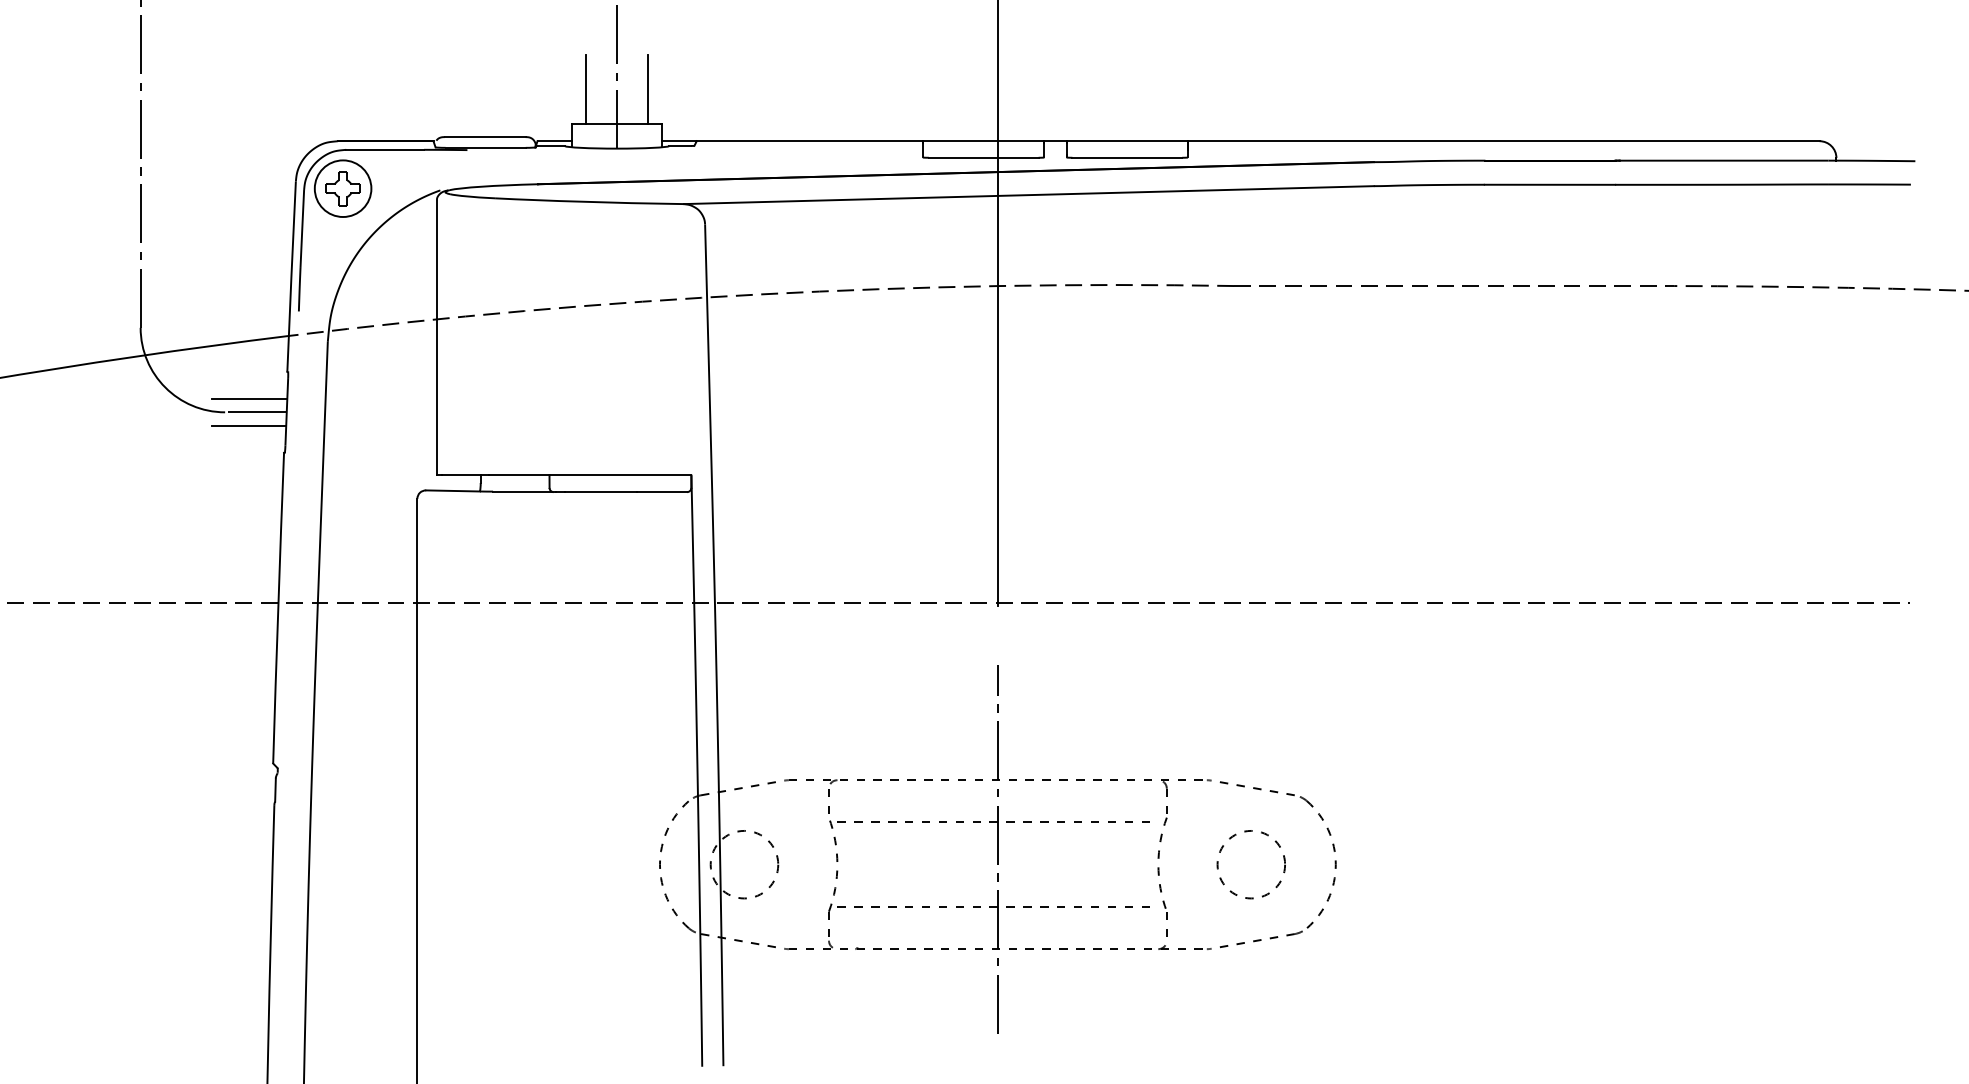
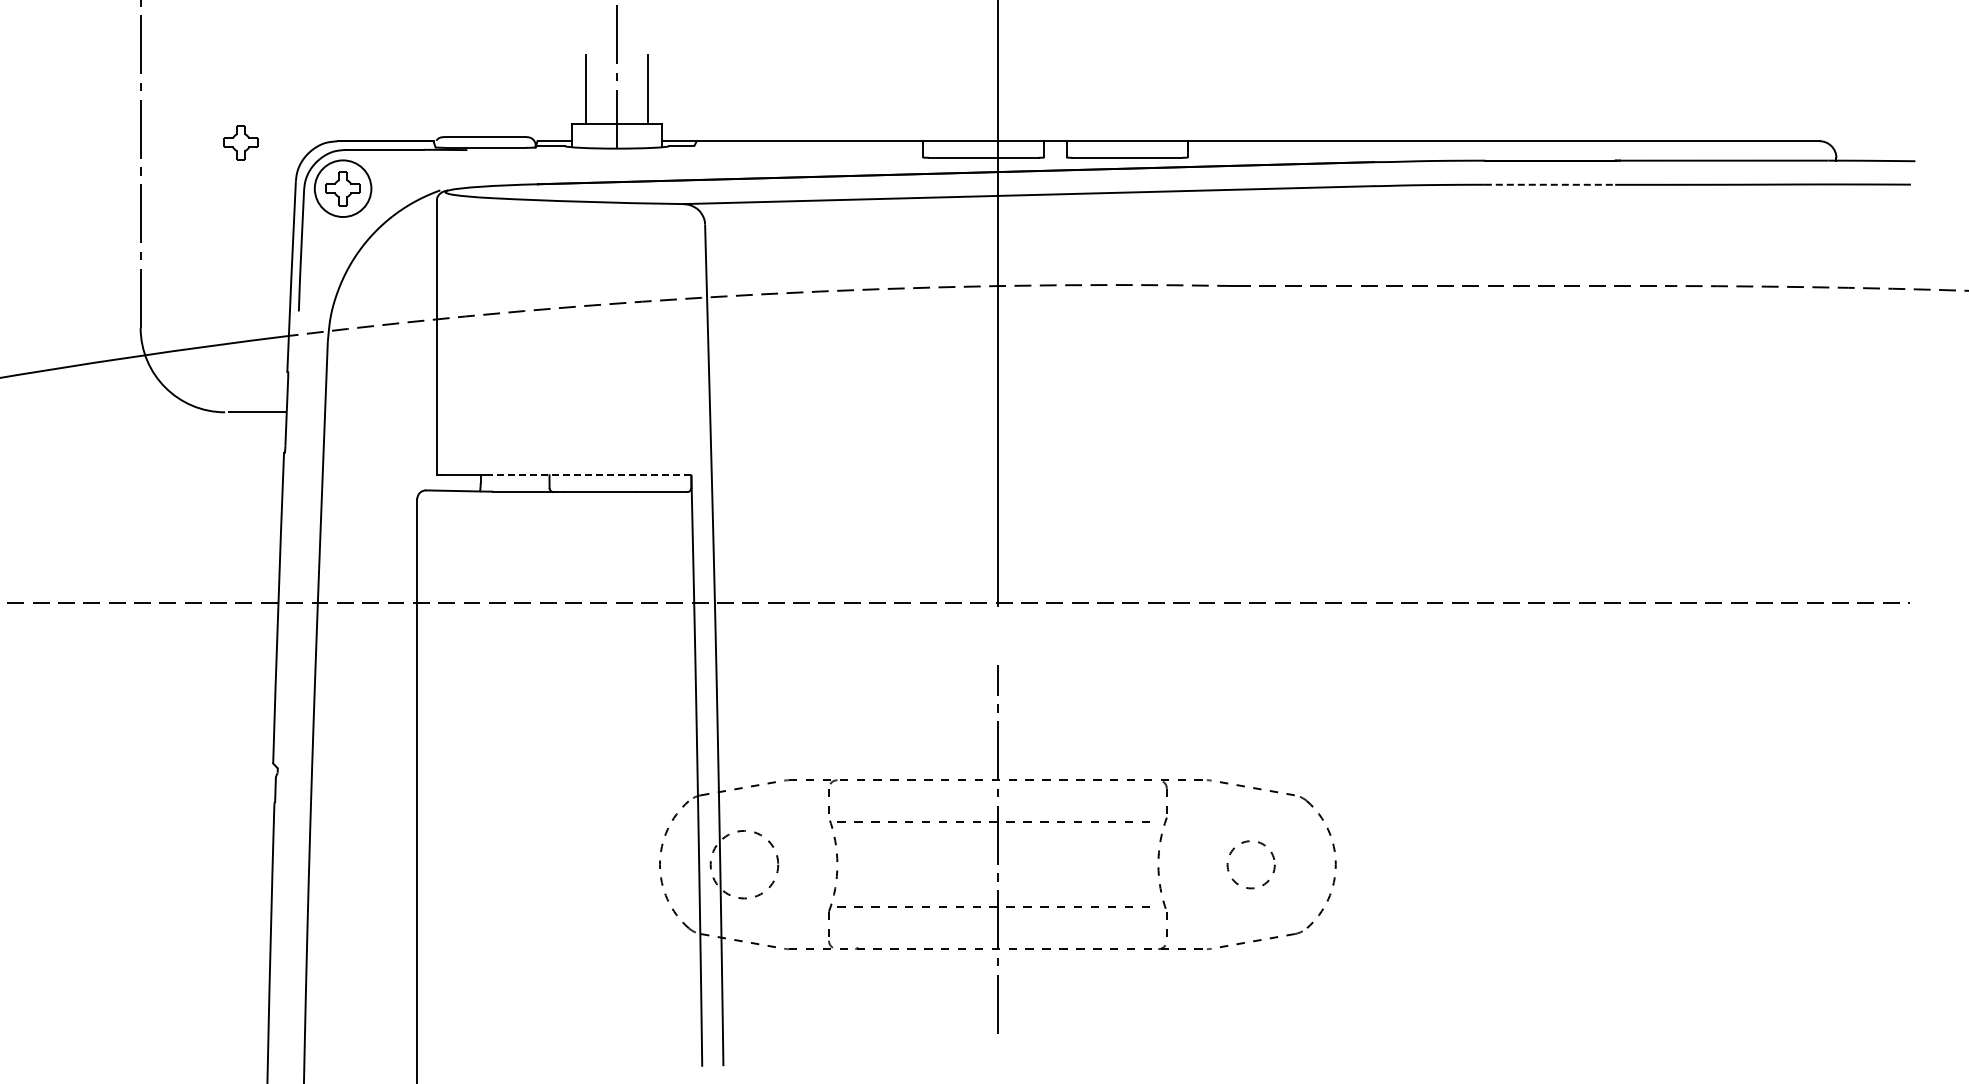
part: none -> present (240, 142)
line: solid -> dashed (1550, 184)
line: present -> none (249, 398)
line: present -> none (249, 425)
line: solid -> dashed (589, 475)
circle size: 70x70 px -> 50x50 px (1250, 864)
